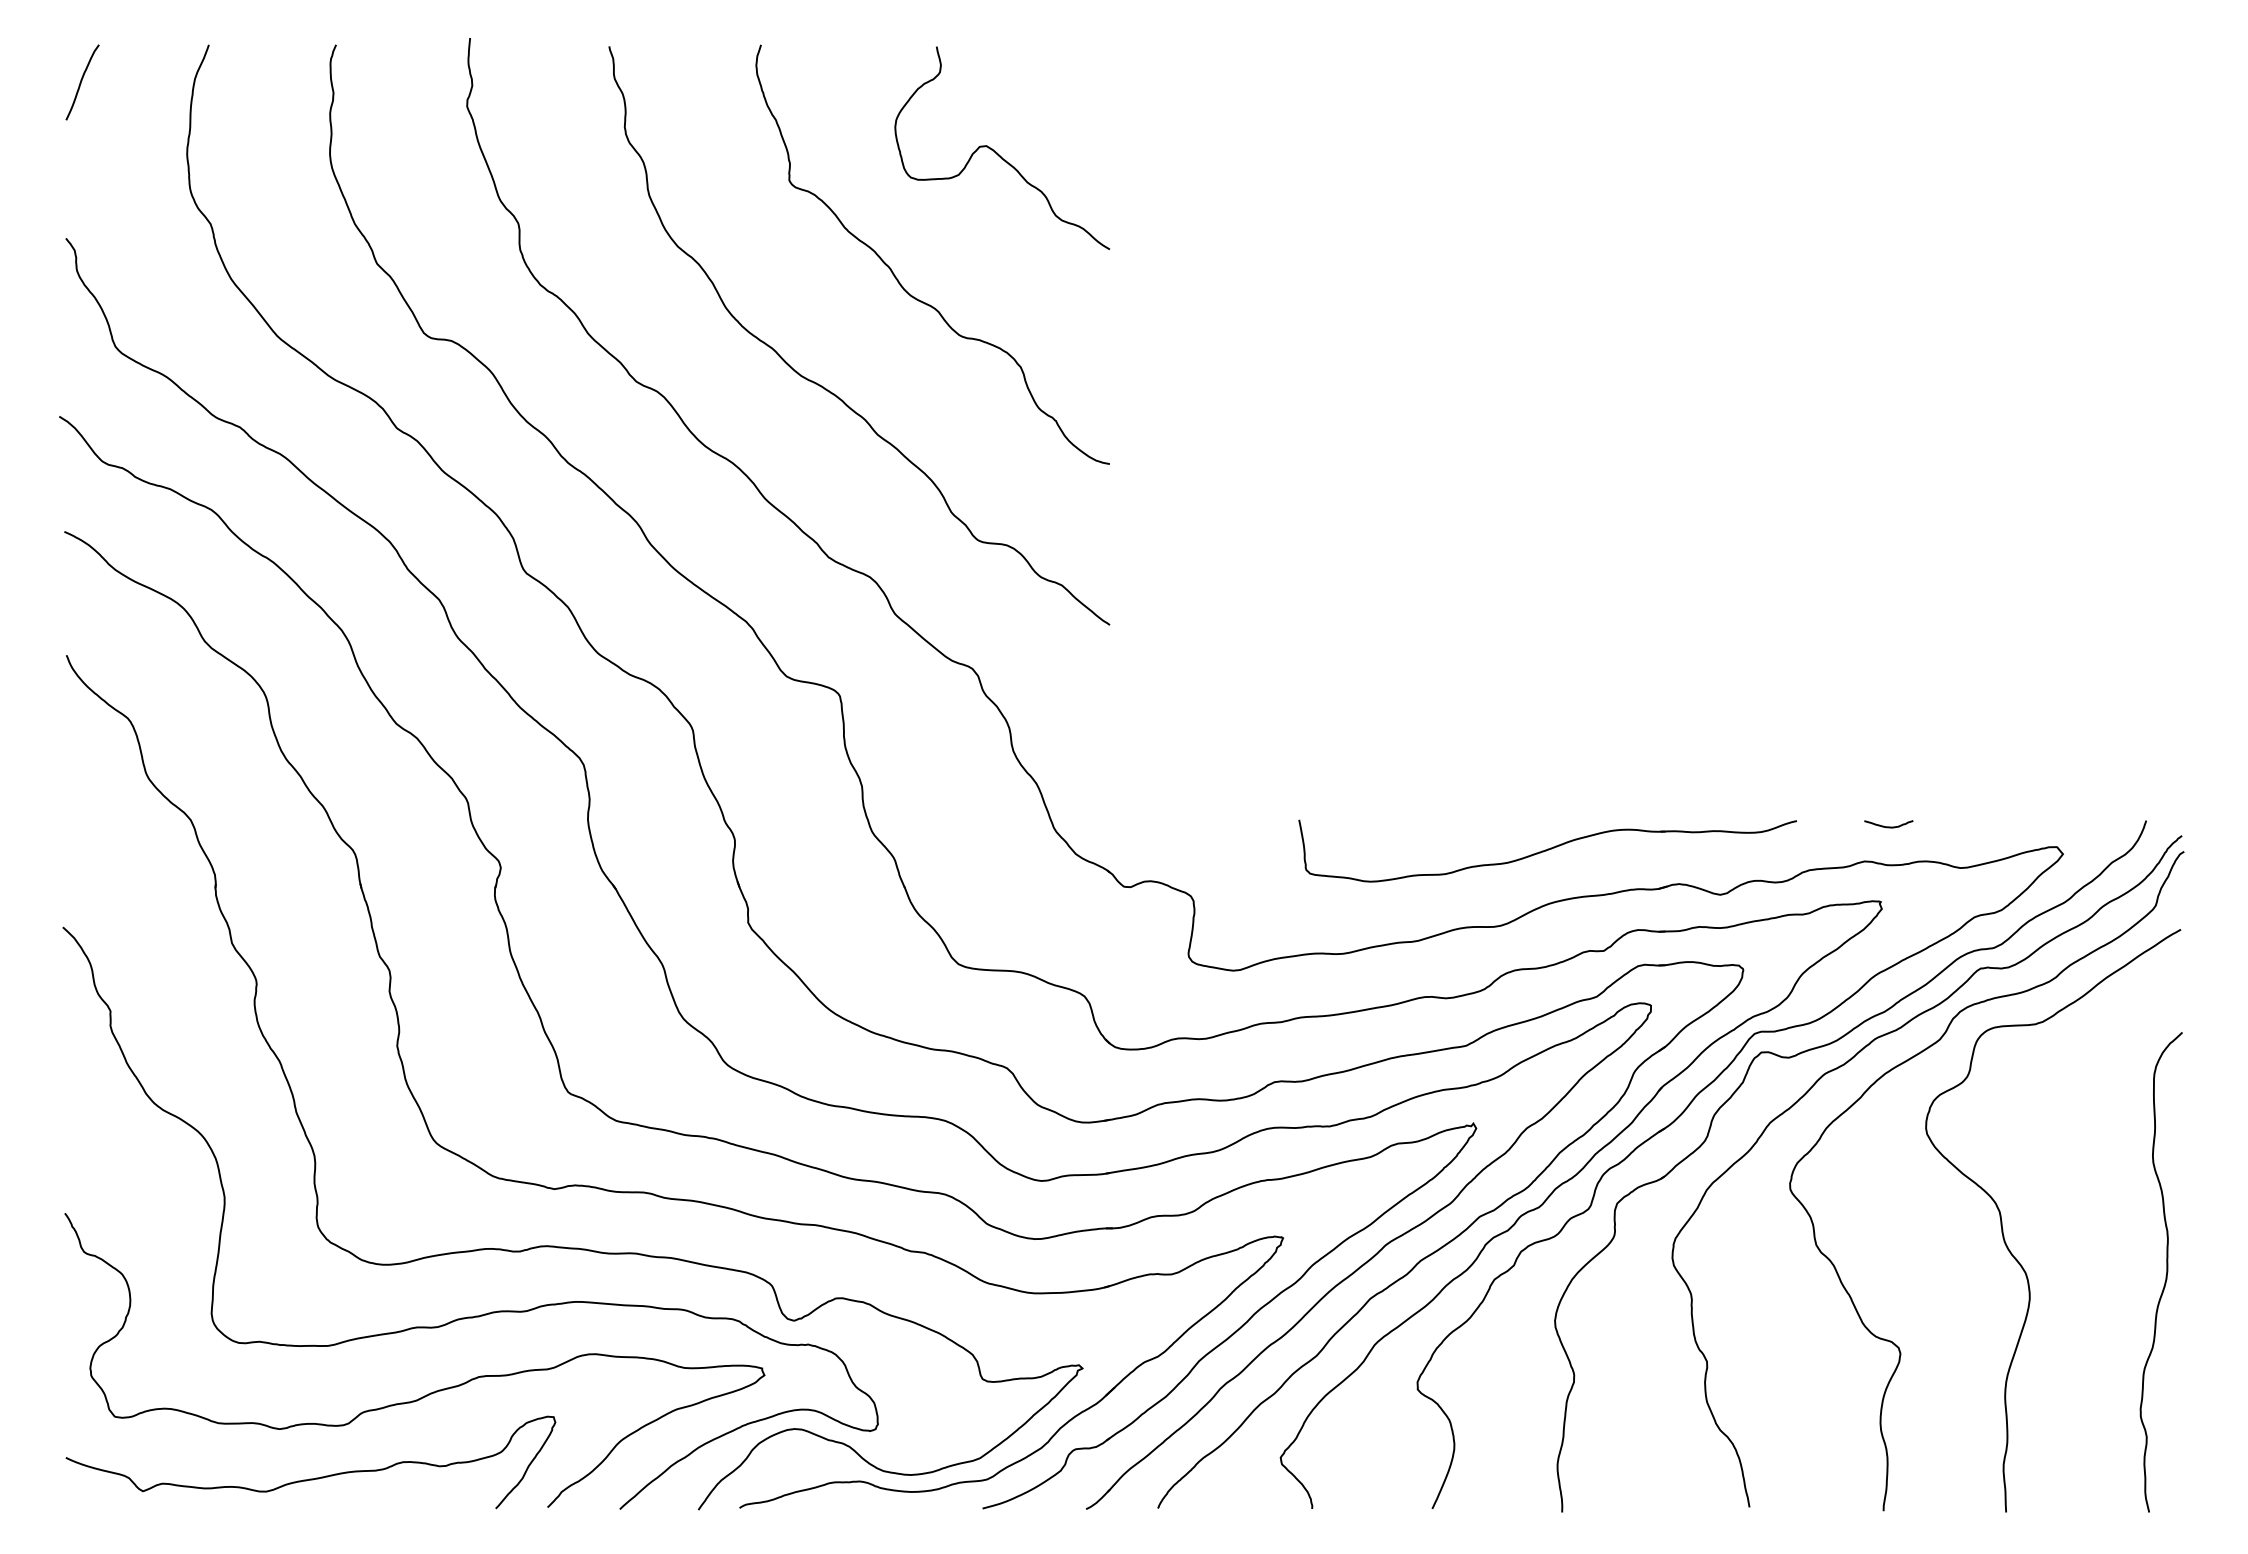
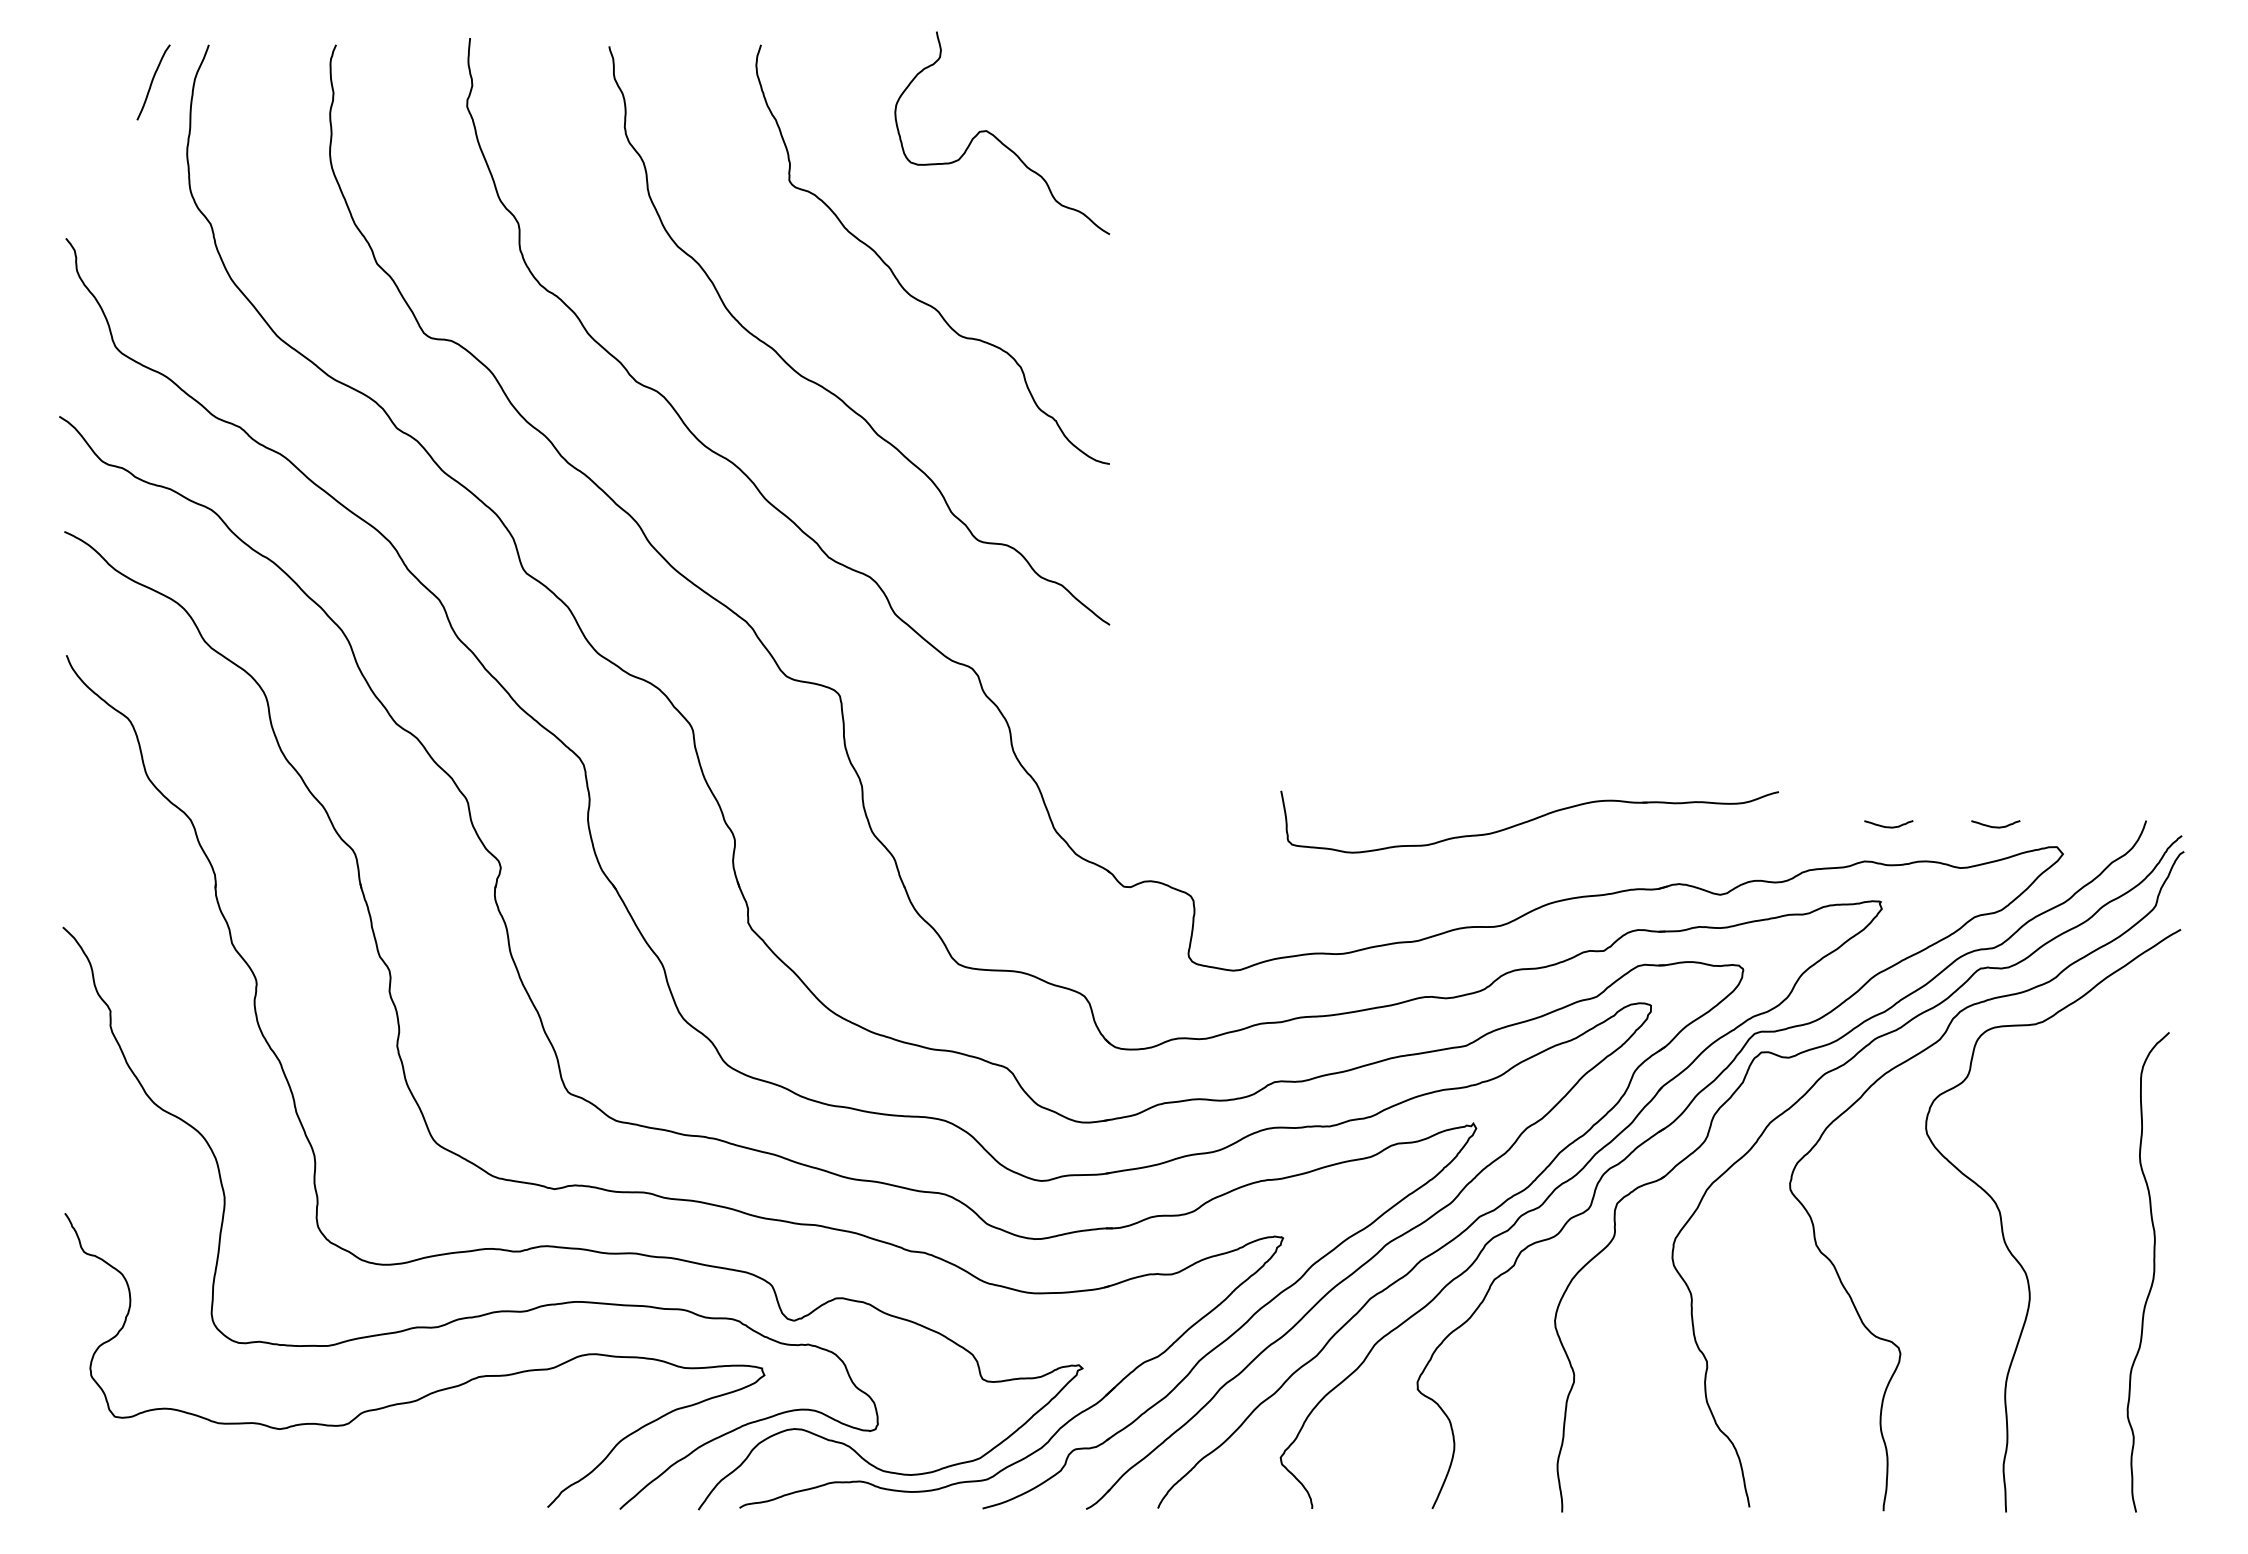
curve position: (82, 81) -> (153, 81) (153, 81)
curve position: (997, 152) -> (997, 137) (997, 137)
curve: none -> present (1995, 826)
part position: (1547, 850) -> (1529, 821) (1529, 821)
curve position: (2165, 1275) -> (2152, 1275) (2152, 1275)
curve: present -> none (310, 1478)
